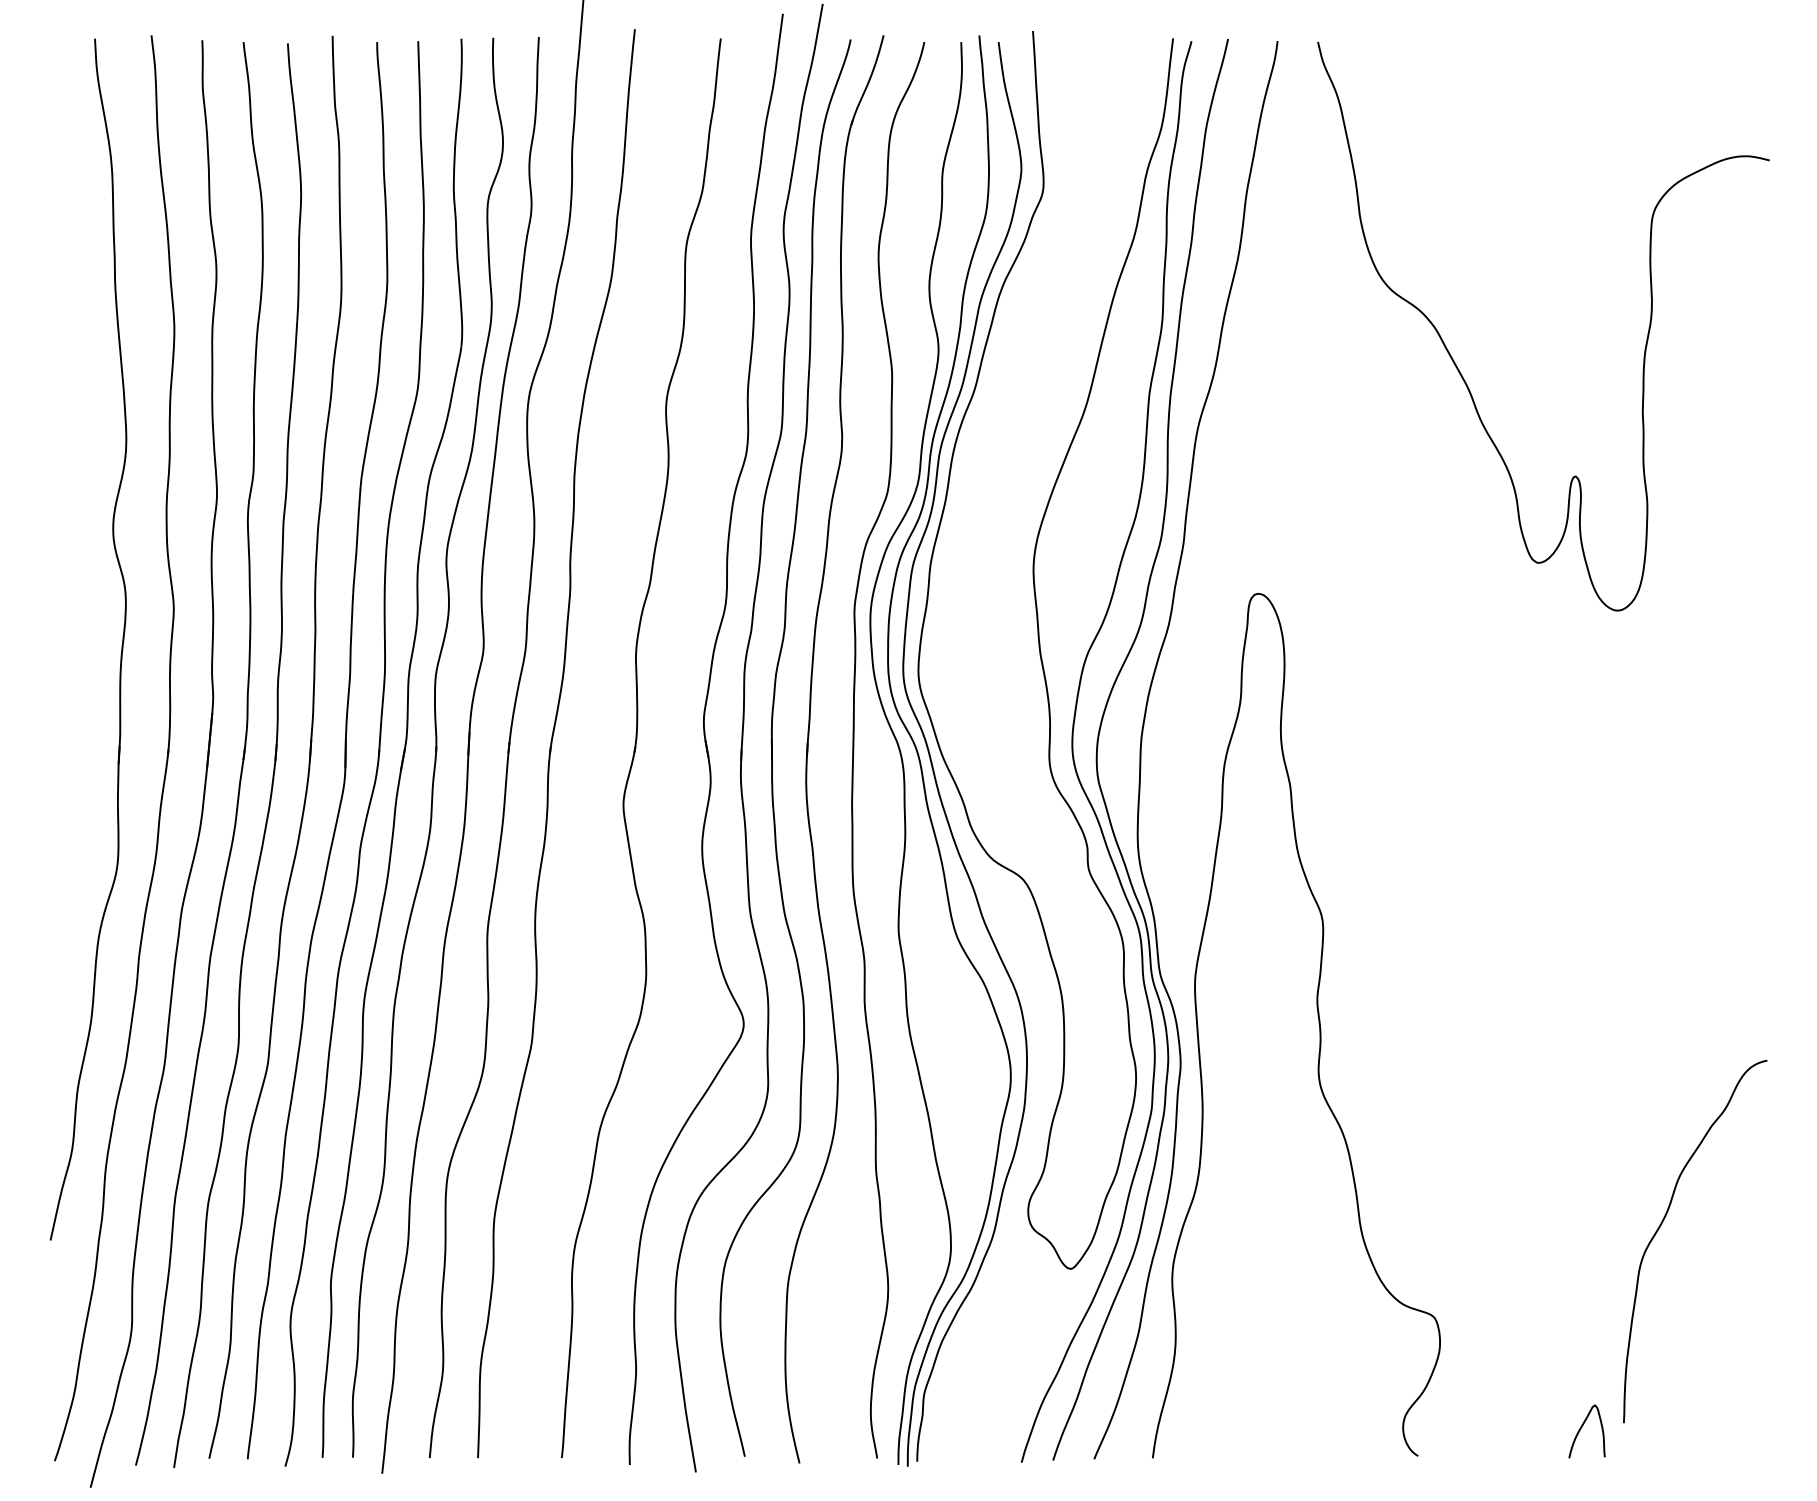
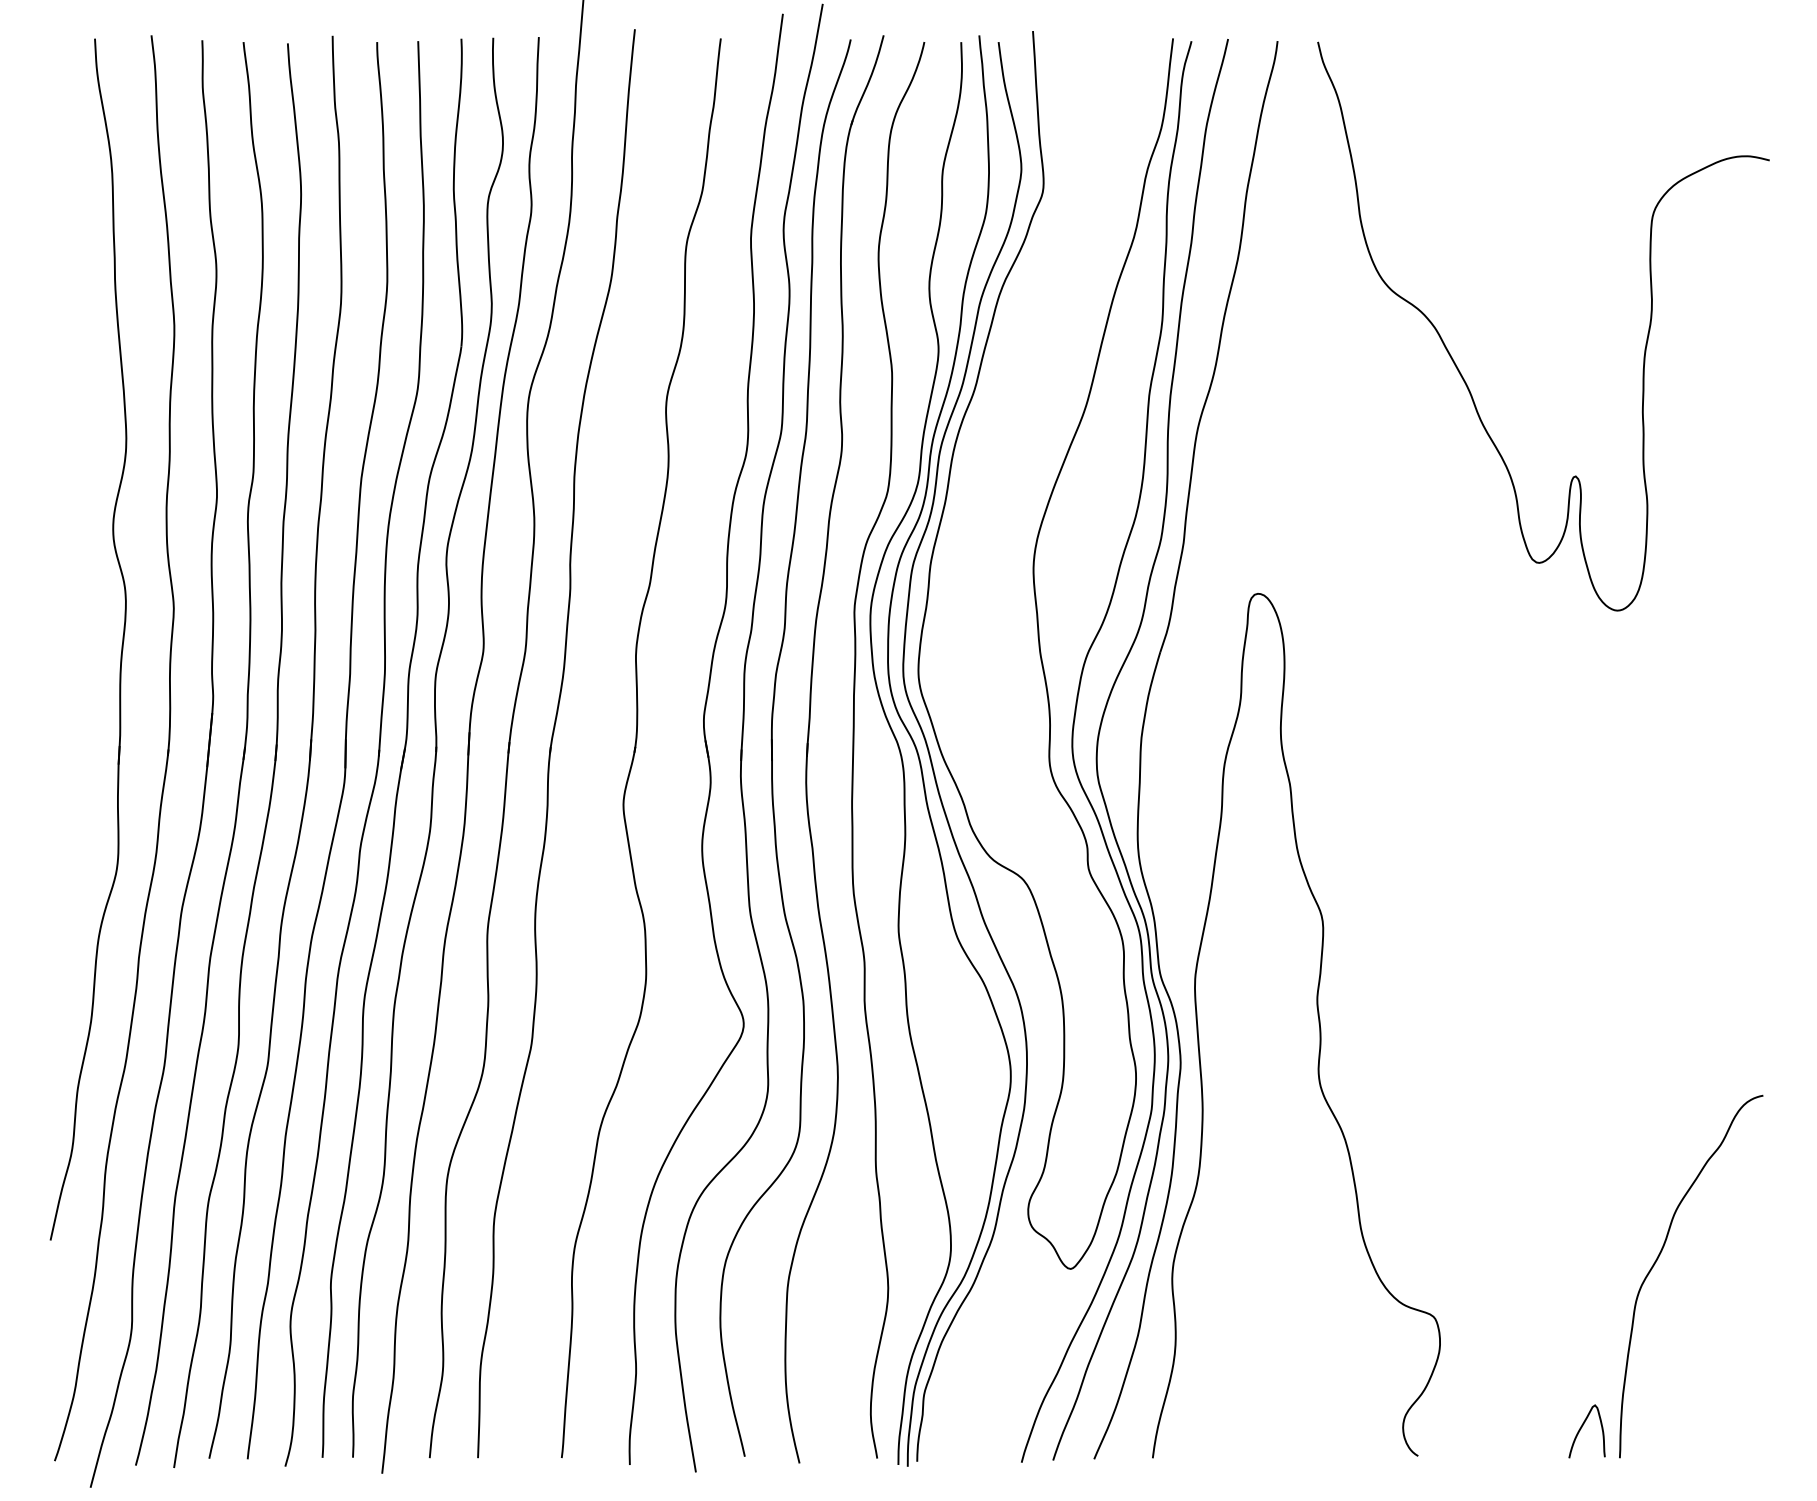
curve position: (1664, 1220) -> (1660, 1255) (1660, 1255)
